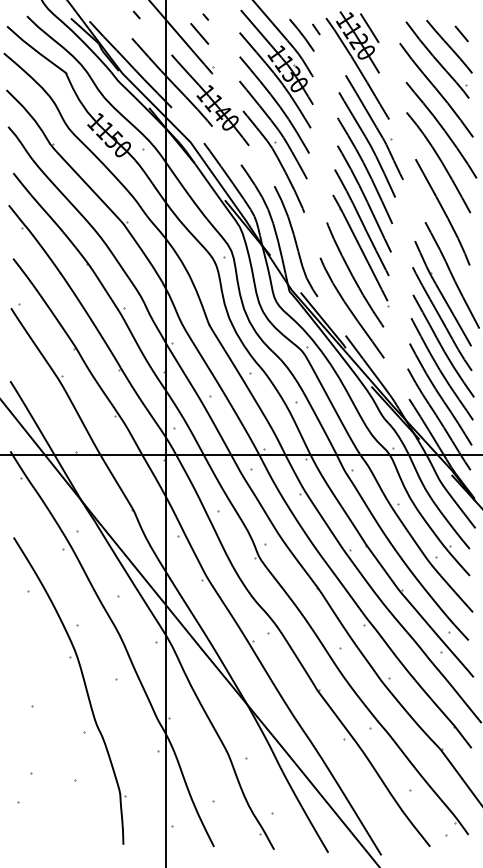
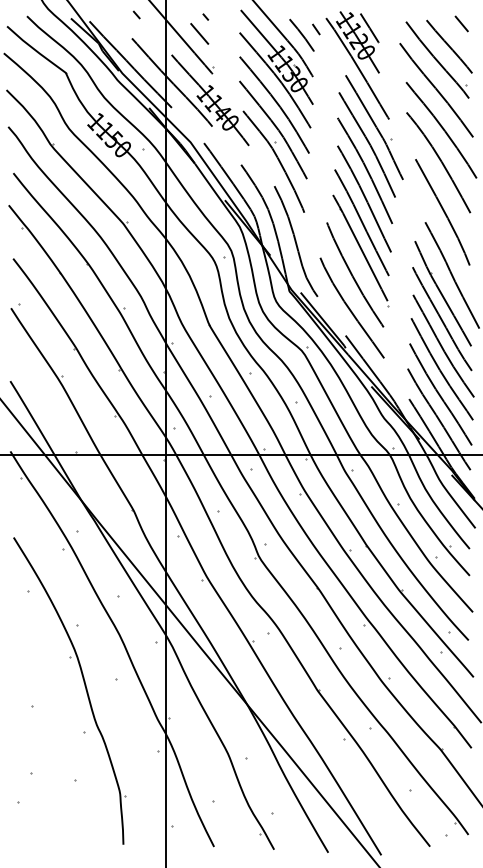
line position: (461, 33) -> (461, 23) (461, 23)
